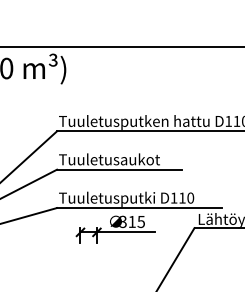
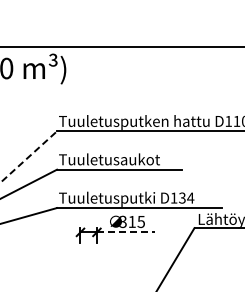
line: solid -> dashed (29, 156)
text: D110 -> D134 (186, 197)
line: solid -> dashed (126, 232)
